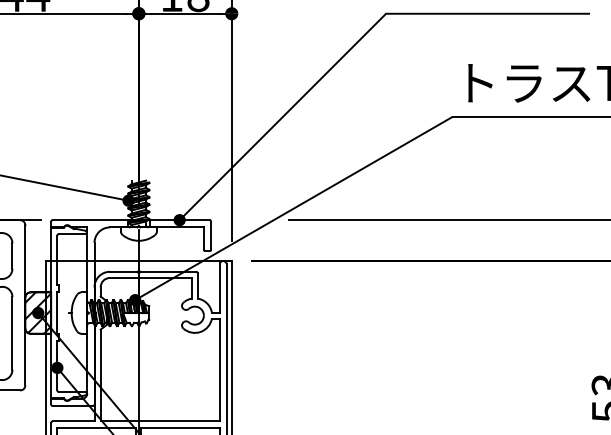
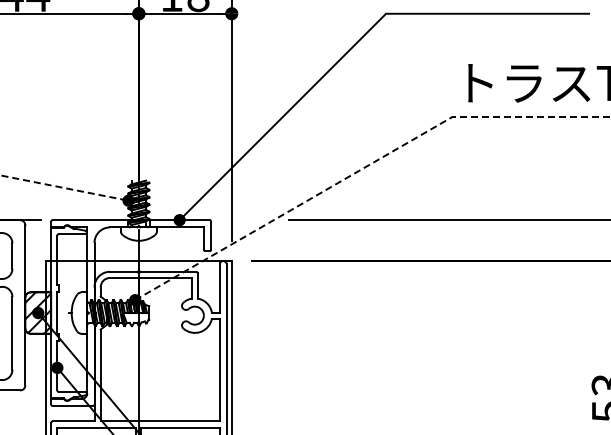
line: solid -> dashed (362, 168)
line: solid -> dashed (64, 188)
